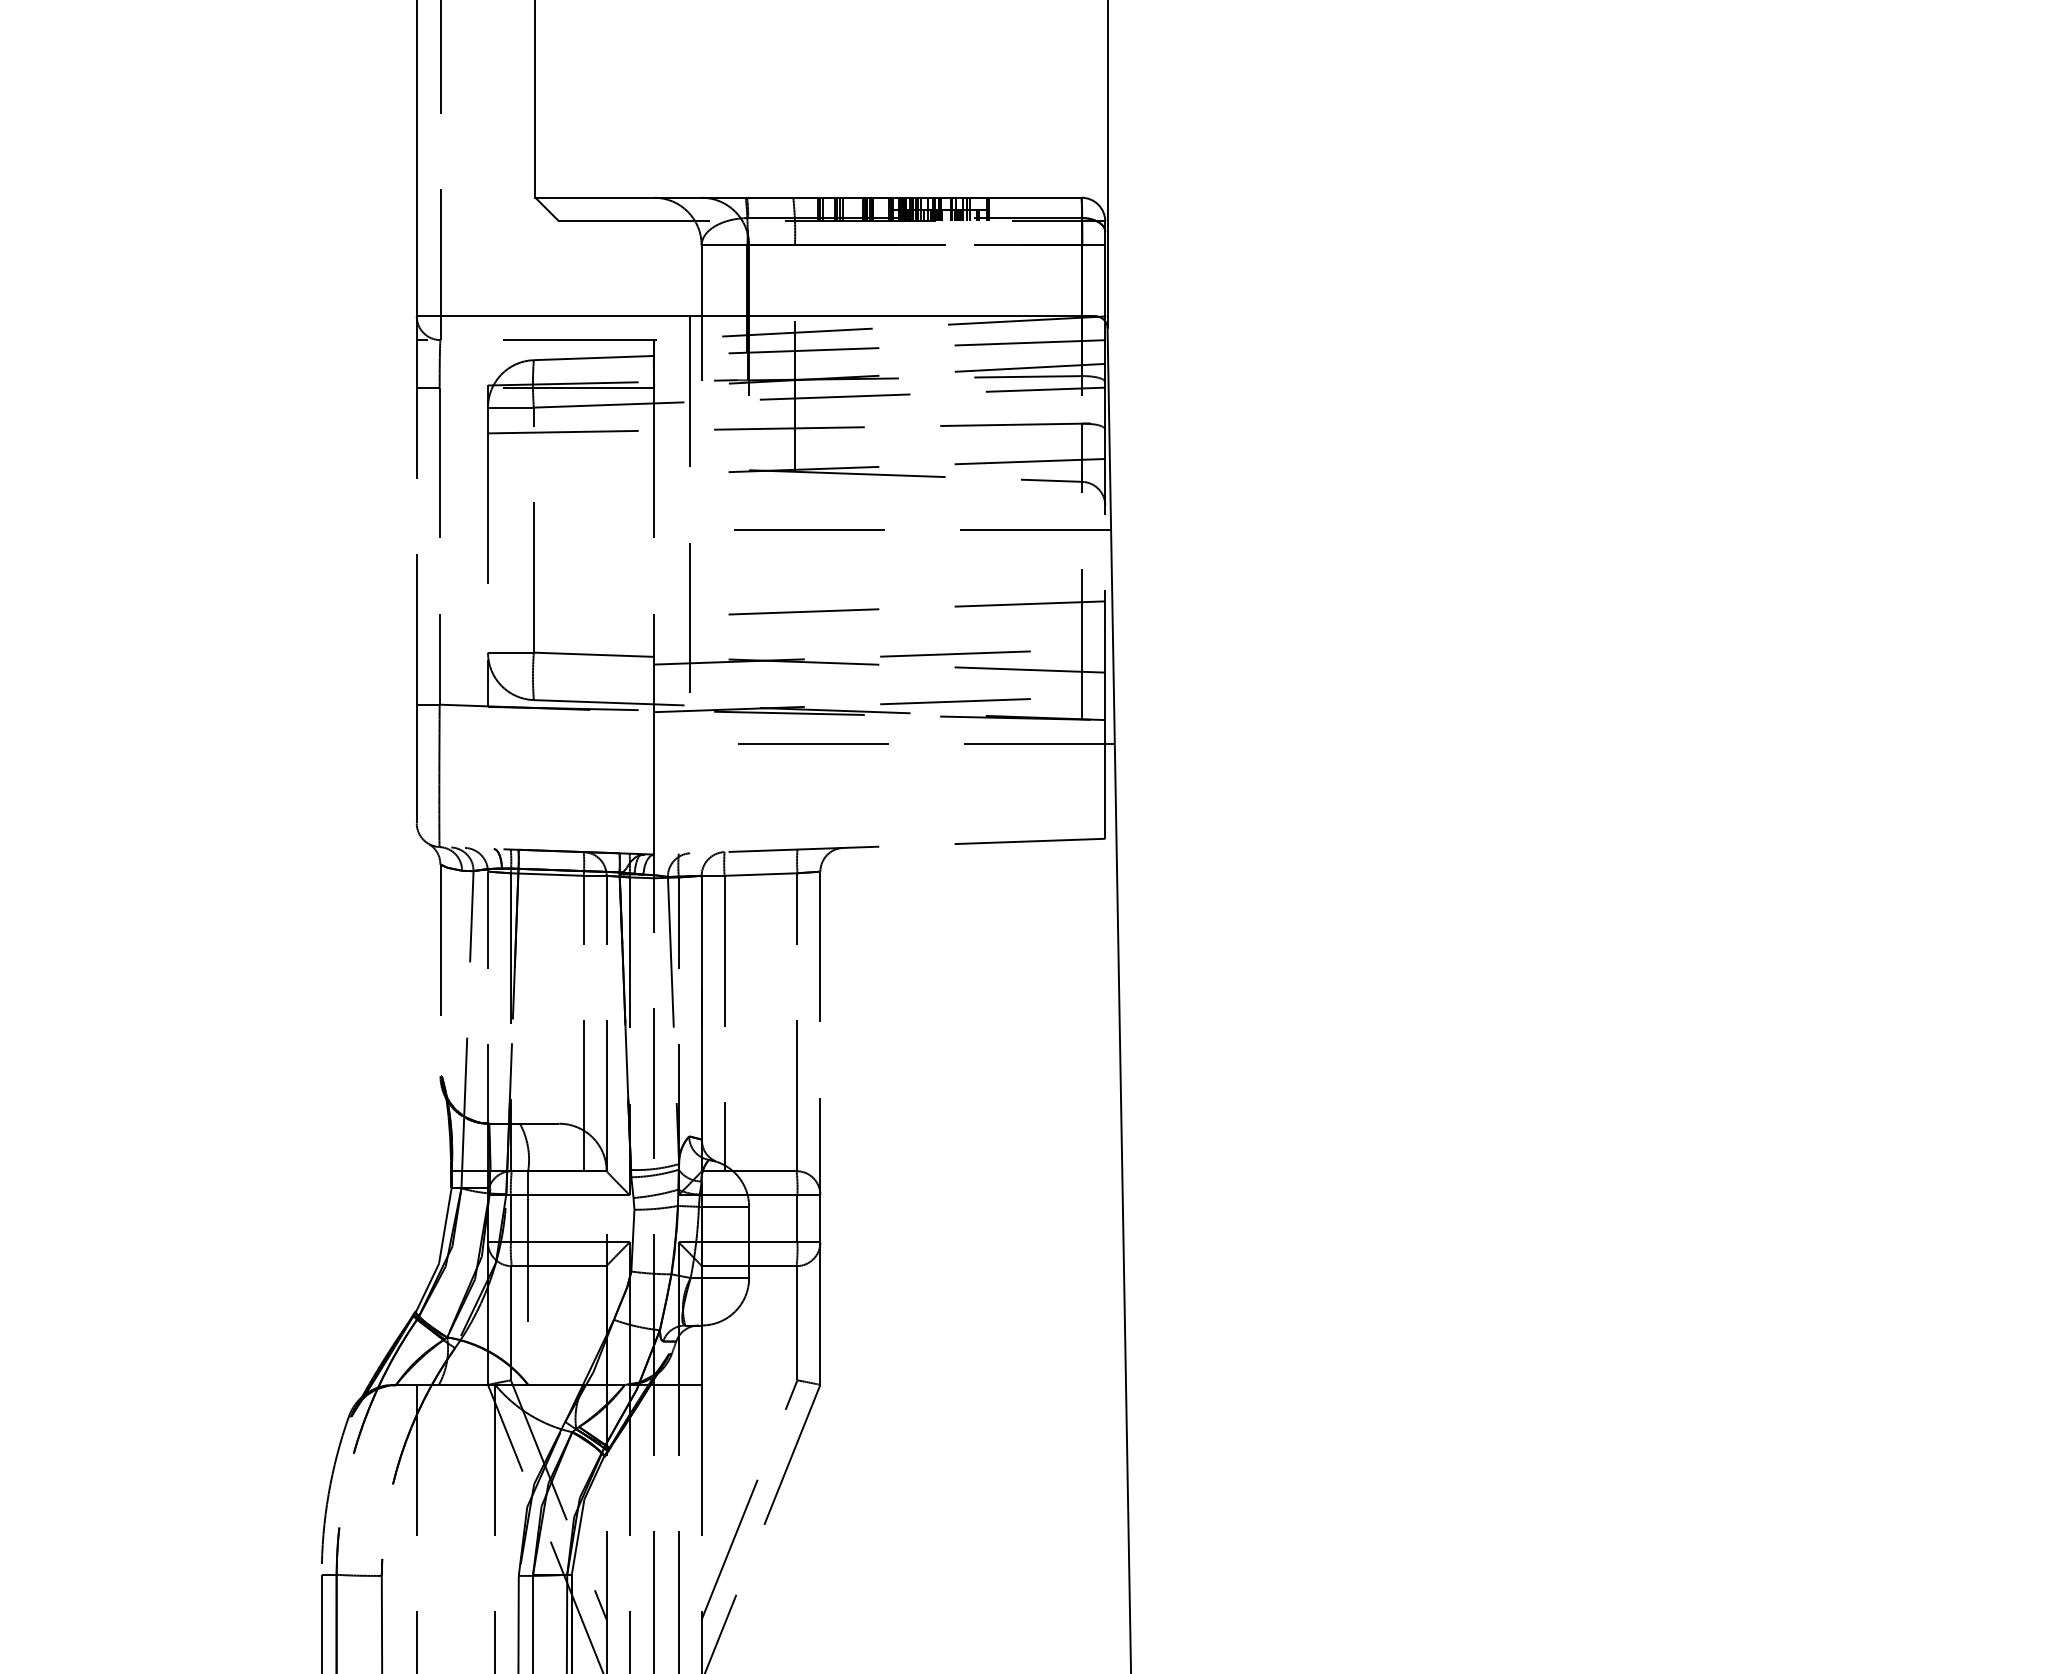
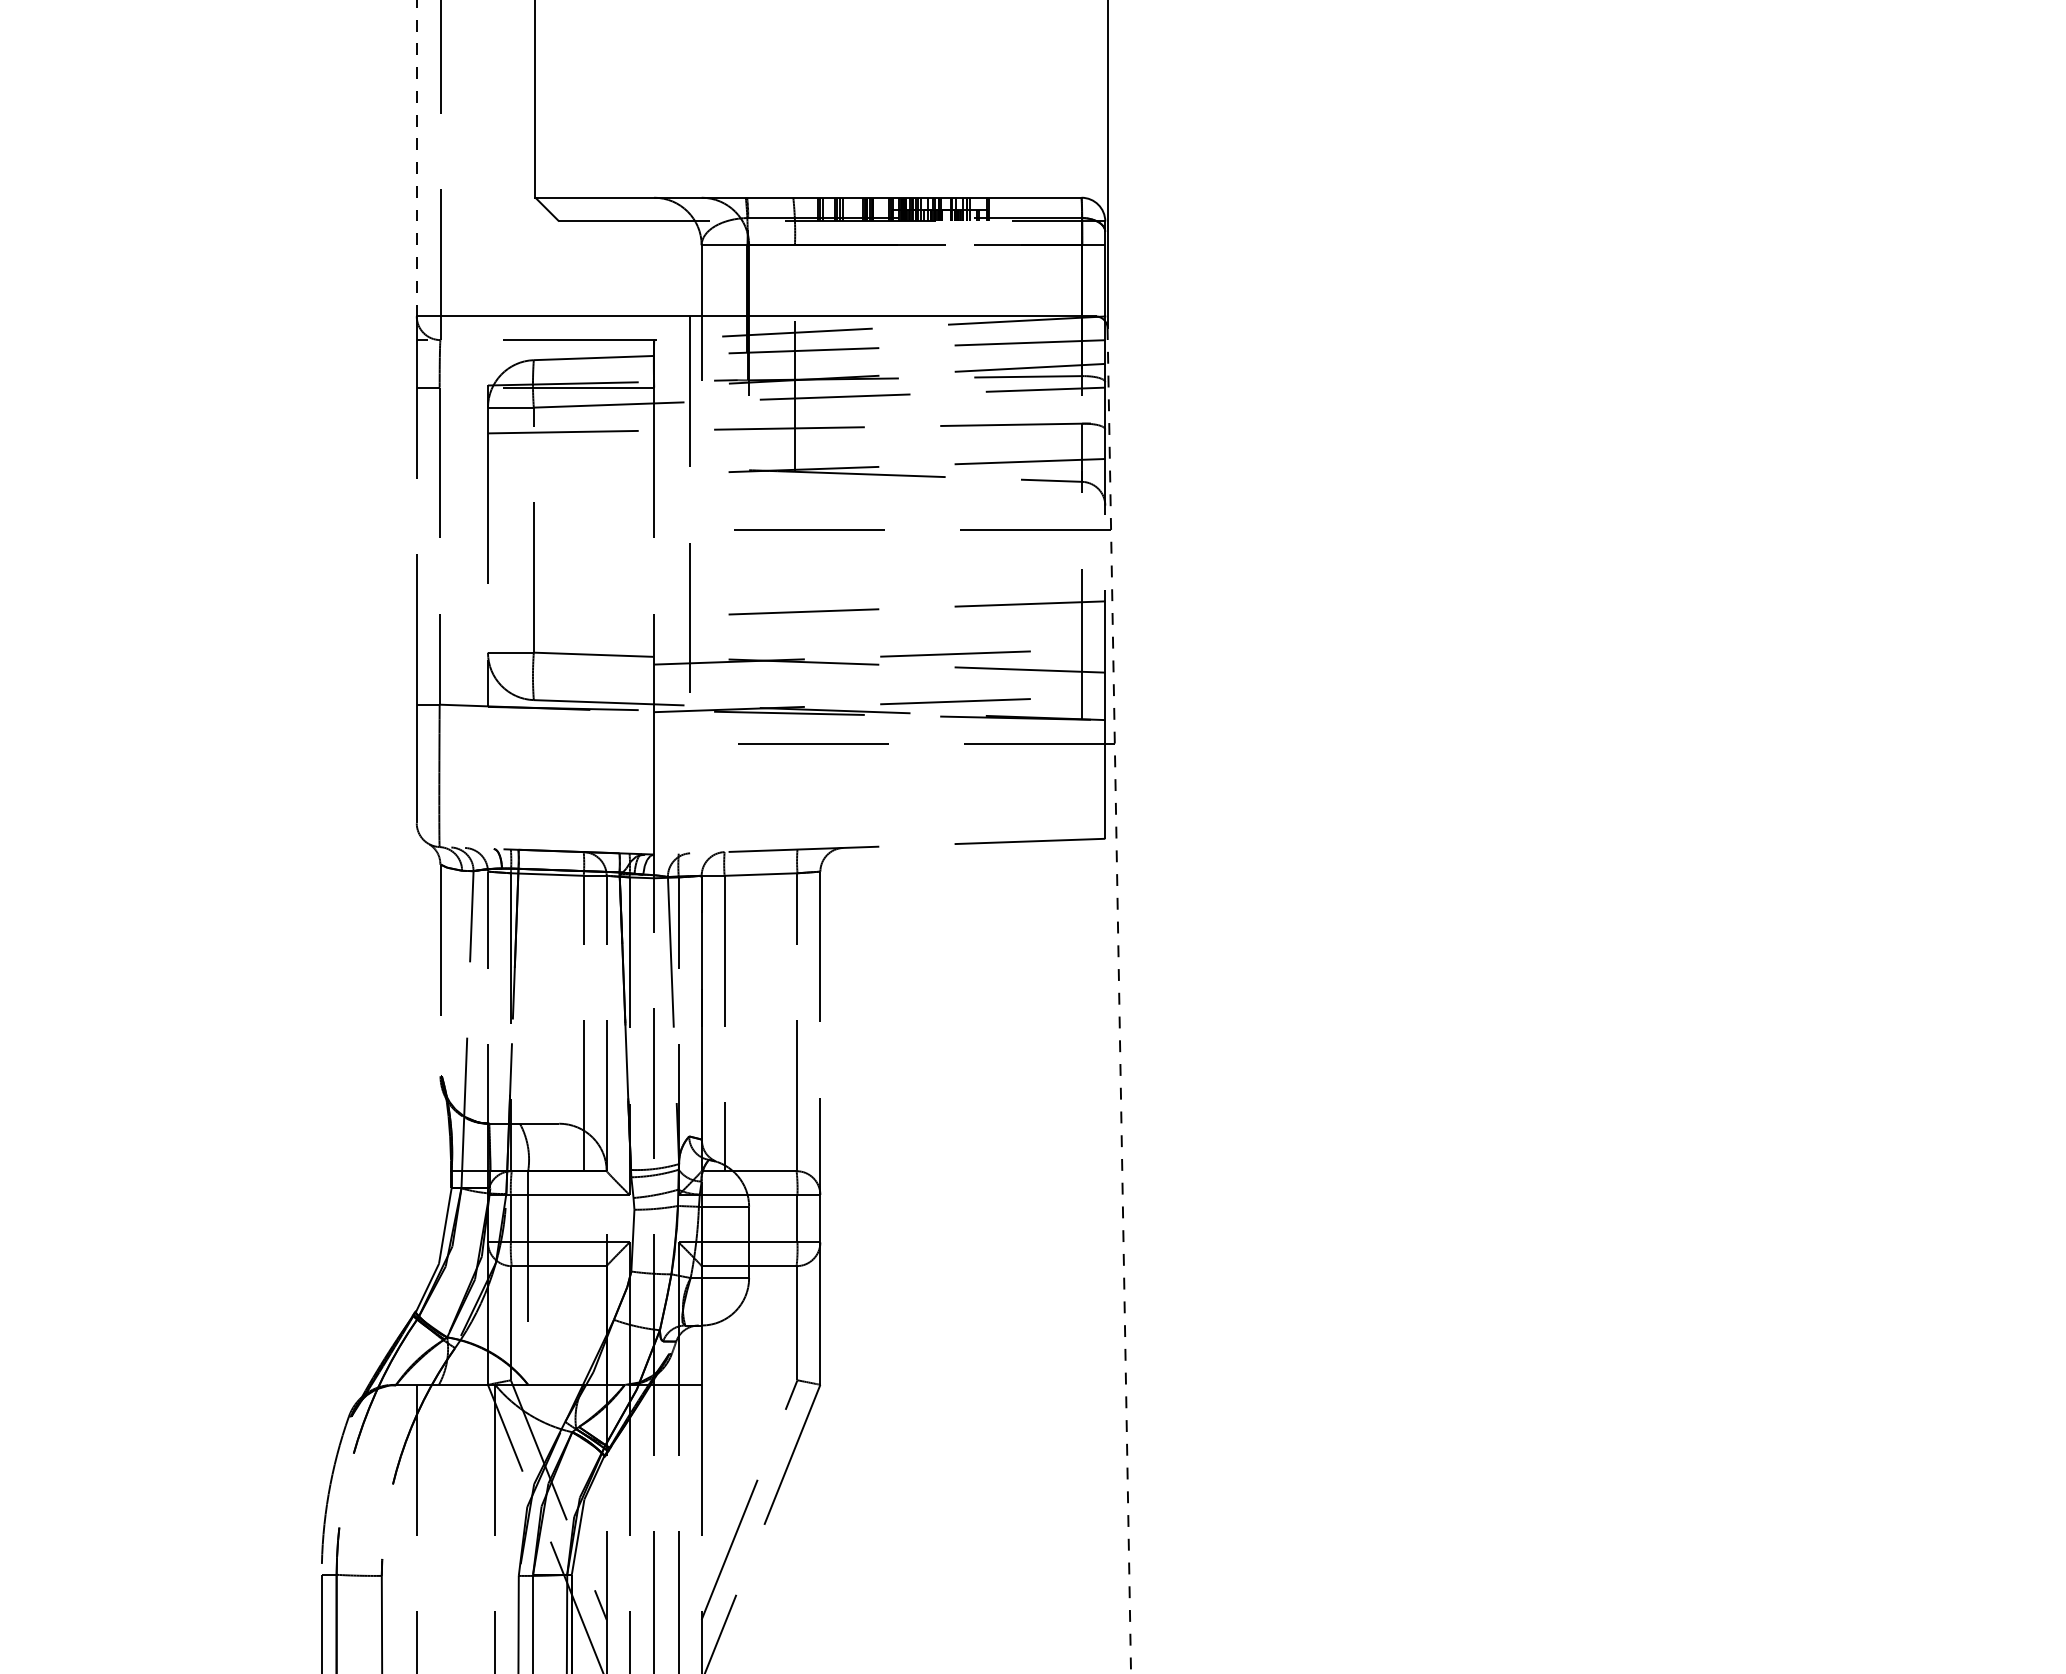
line: solid -> dashed (416, 158)
line: solid -> dashed (1119, 1001)
